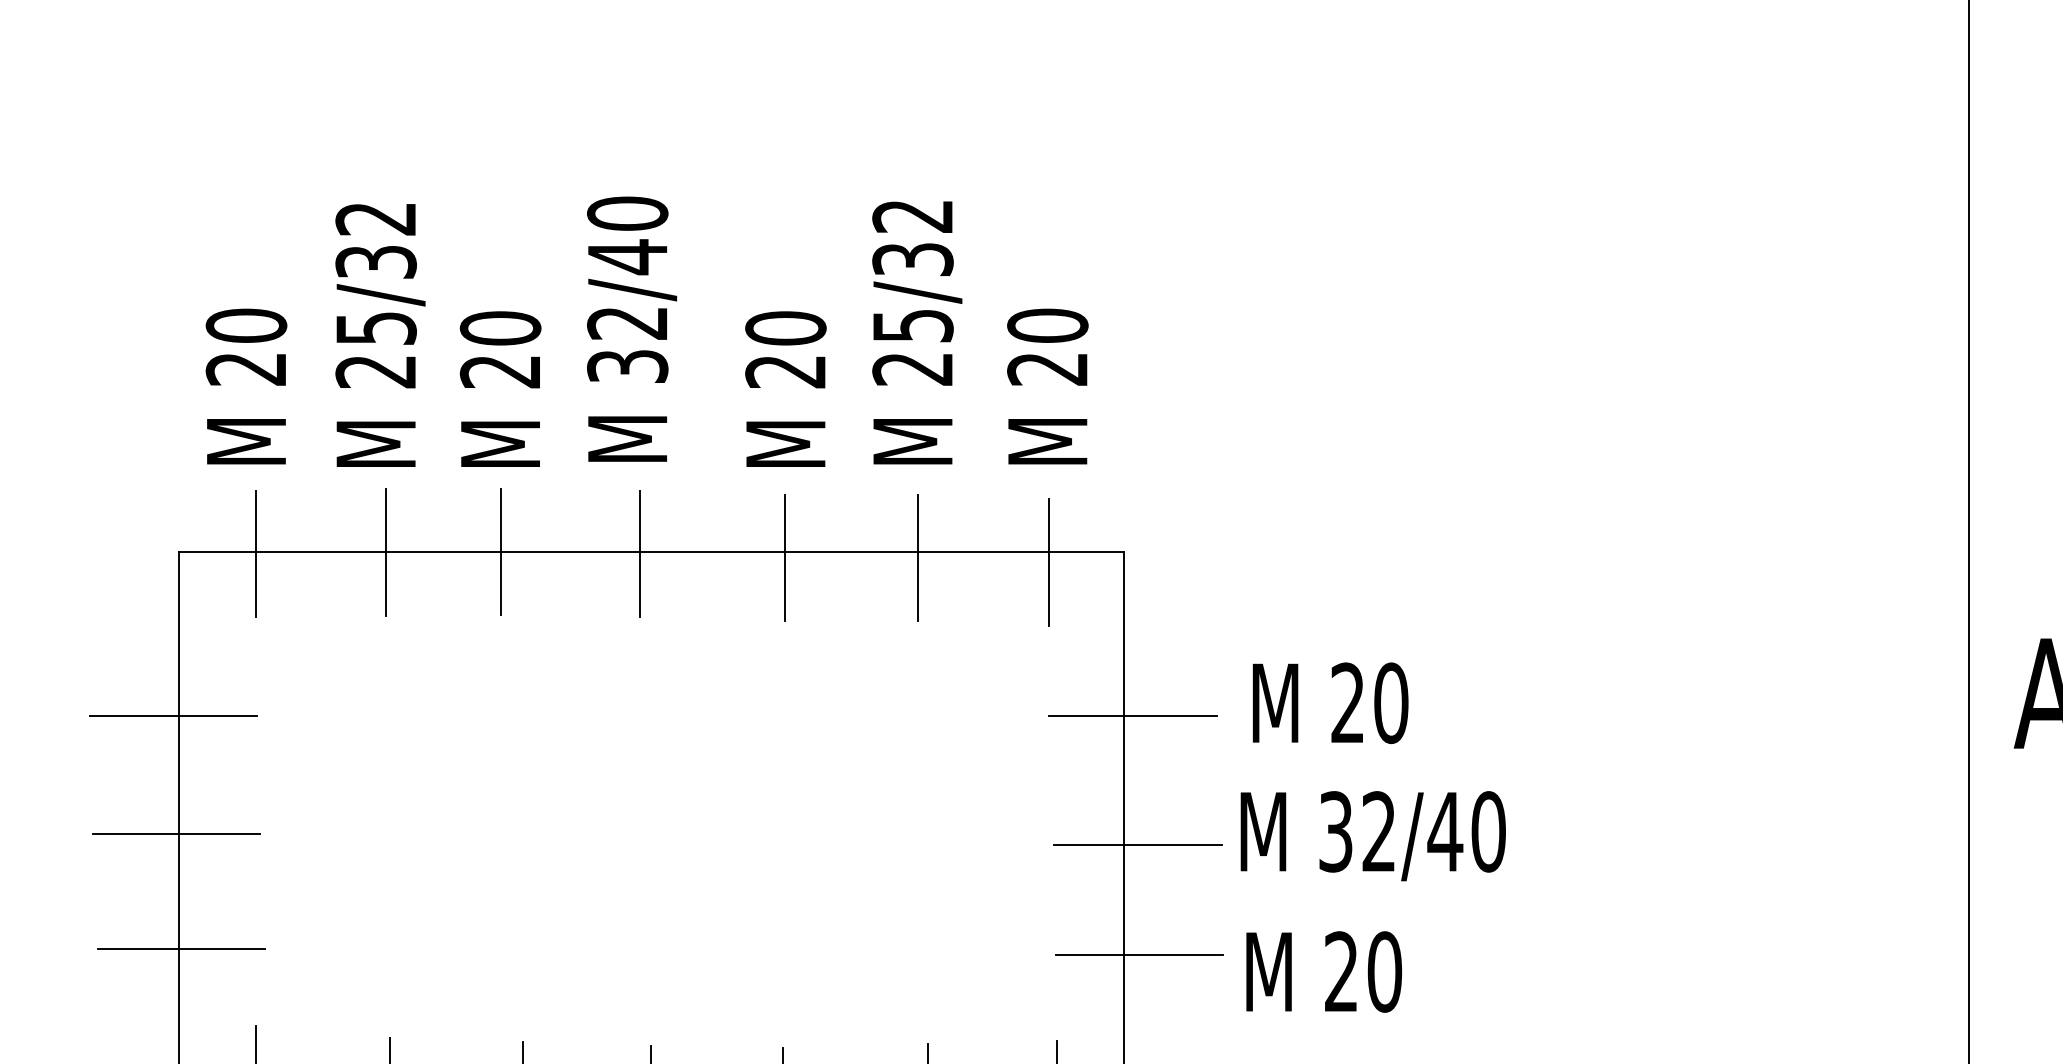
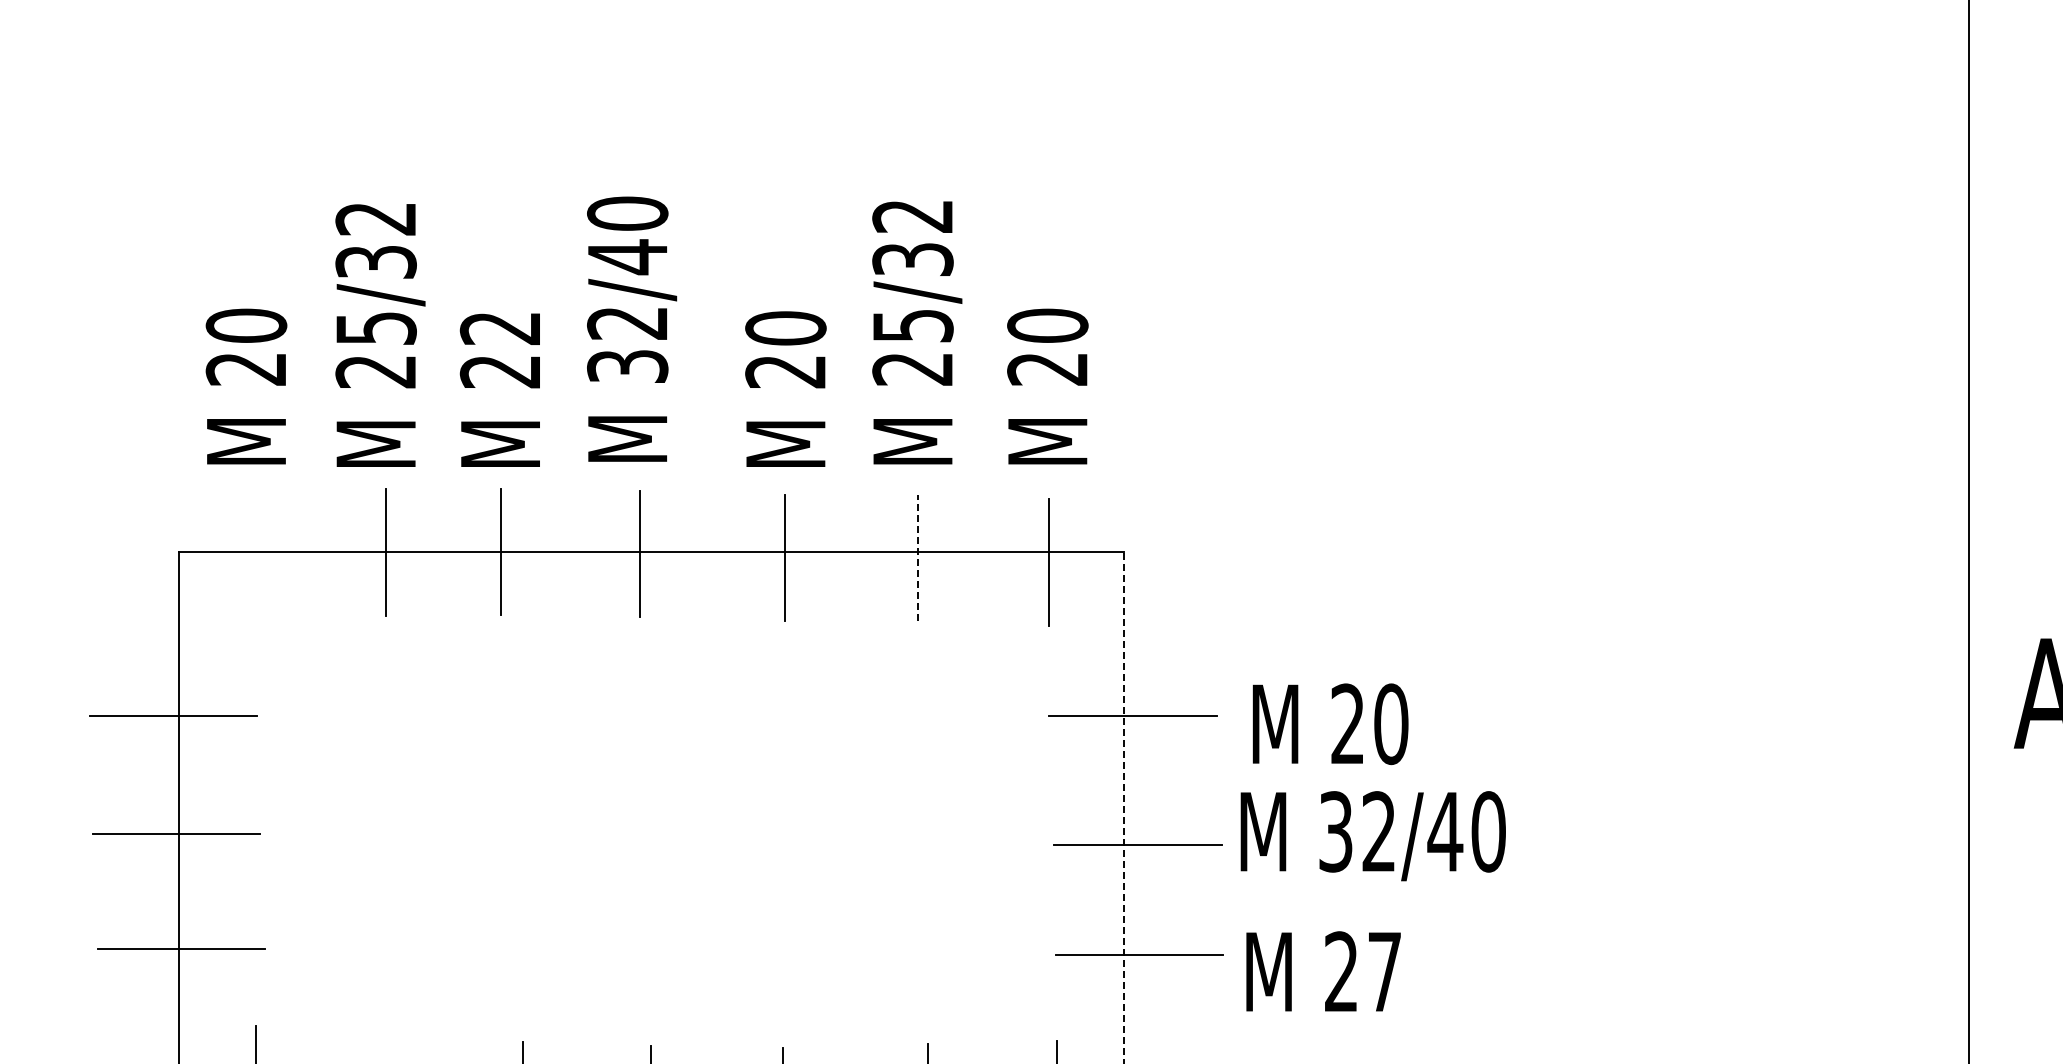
text: 20 -> 22 (500, 328)
line: present -> none (256, 553)
line: solid -> dashed (918, 557)
text position: (1330, 703) -> (1330, 724) (1330, 724)
line: solid -> dashed (1123, 807)
text: 20 -> 27 (1384, 971)
line: present -> none (389, 1048)
